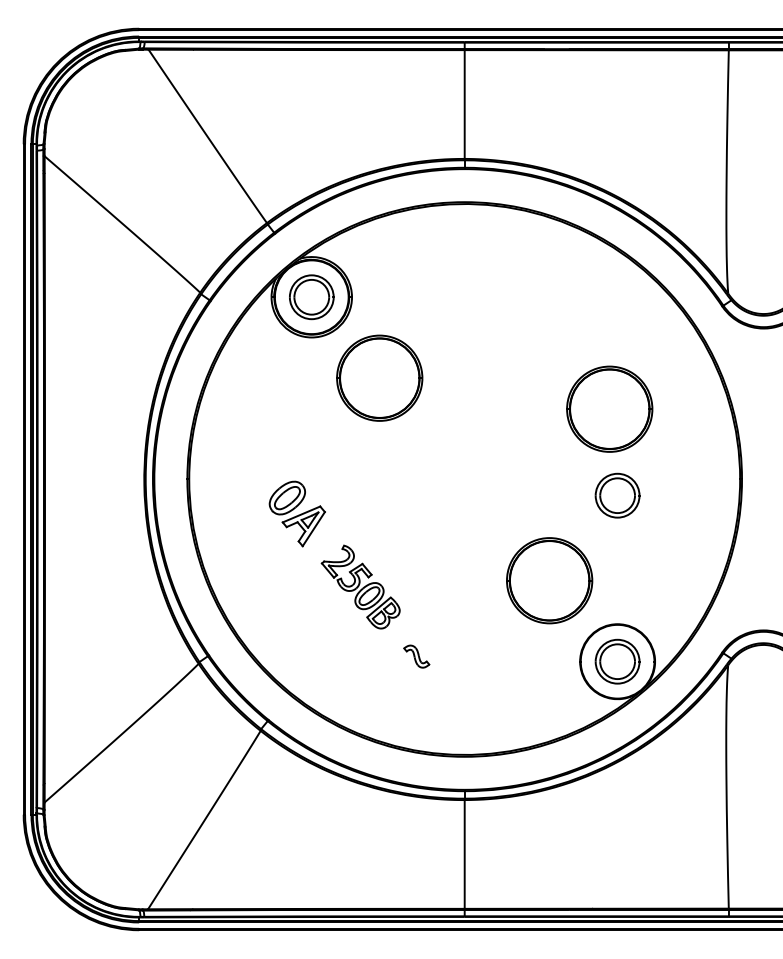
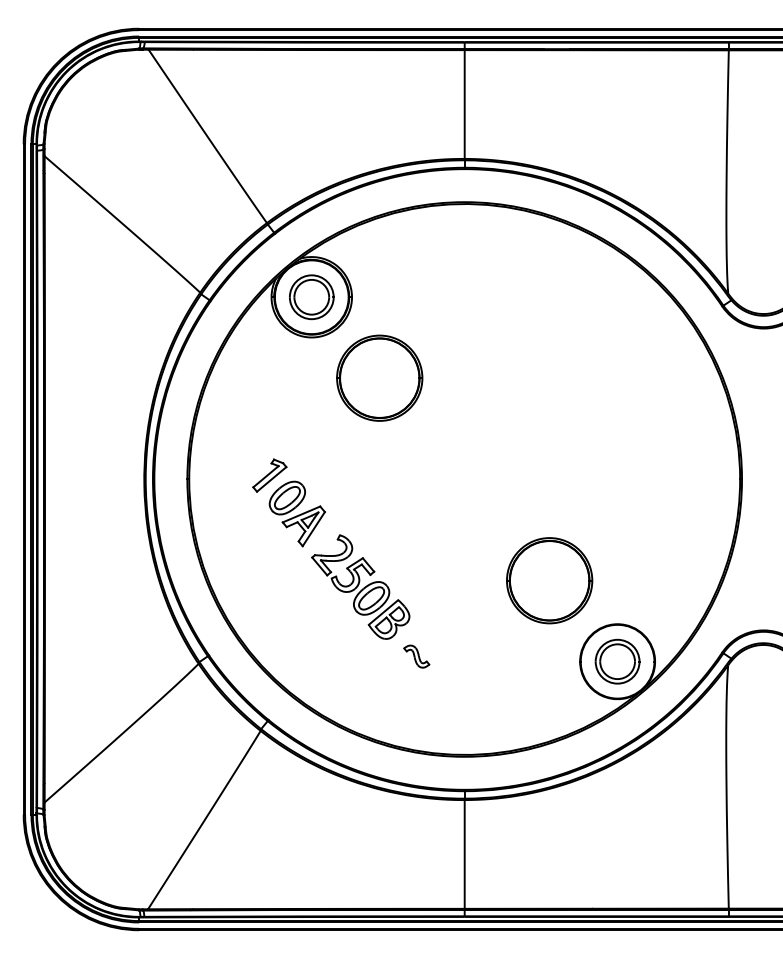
part: present -> none (609, 408)
part: none -> present (269, 475)
part: present -> none (617, 495)
part size: 81x86 px -> 100x106 px (360, 586)
